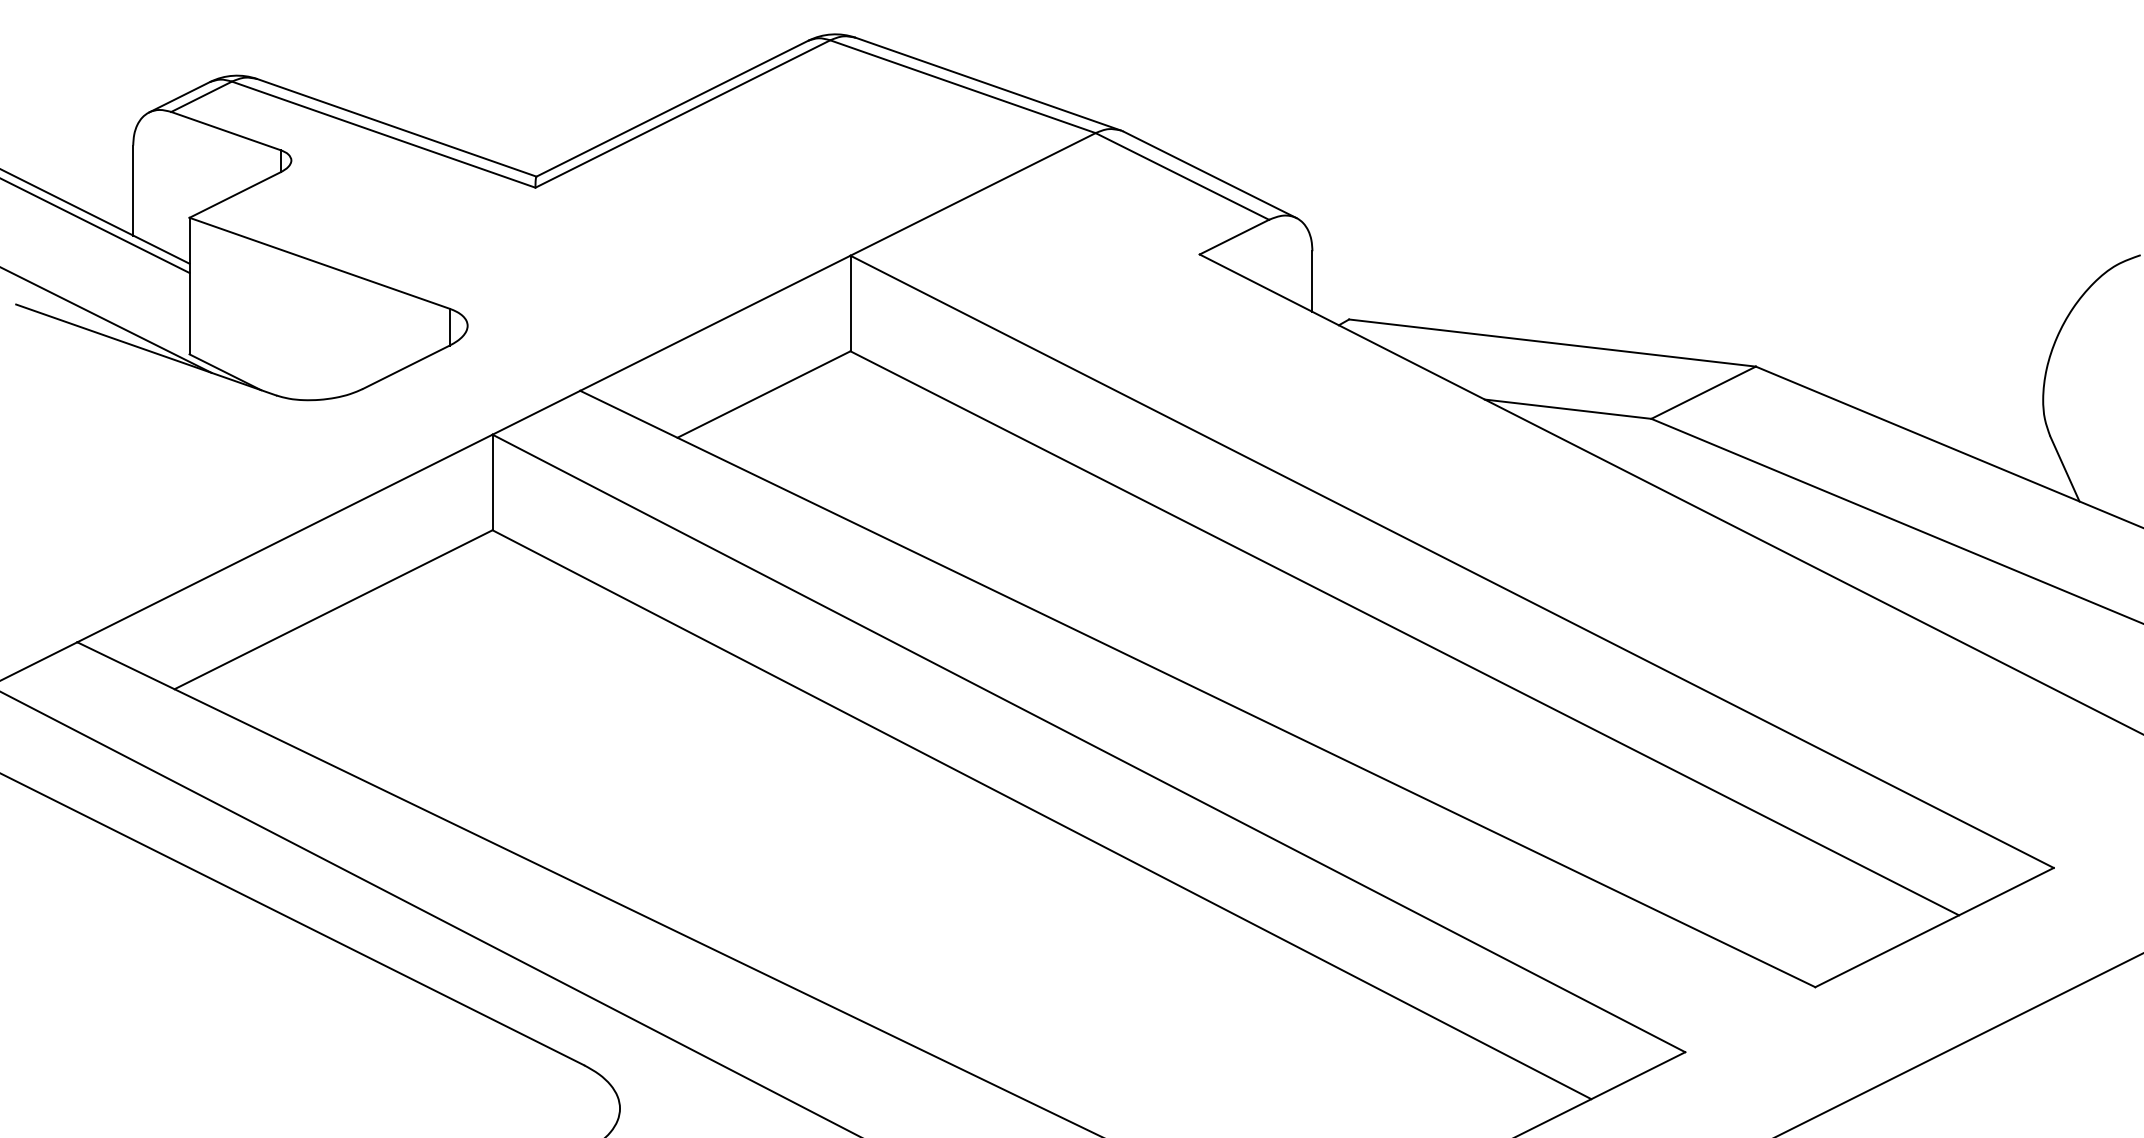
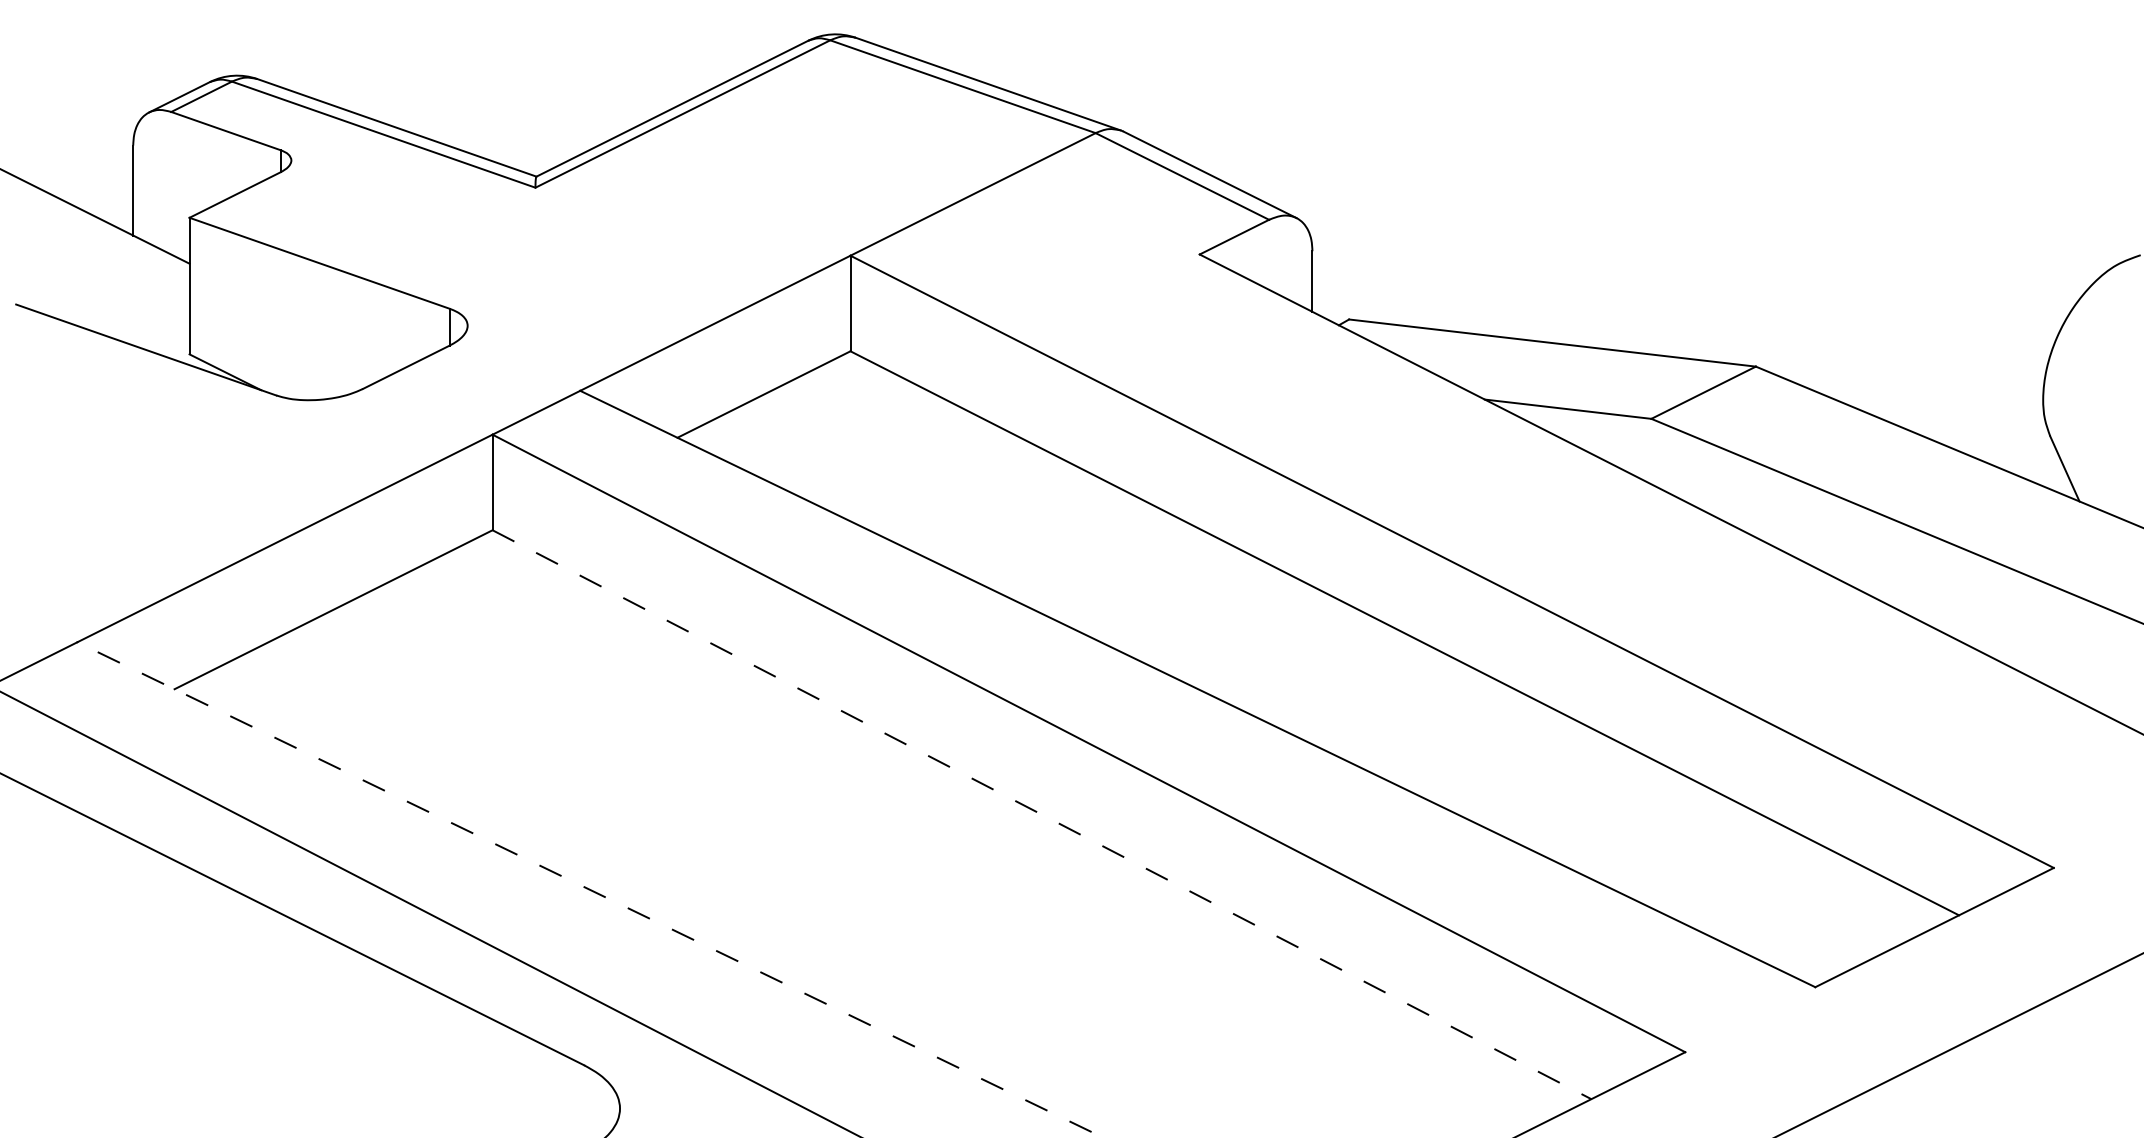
line: present -> none (95, 225)
line: present -> none (106, 320)
line: solid -> dashed (1041, 814)
line: solid -> dashed (590, 890)
